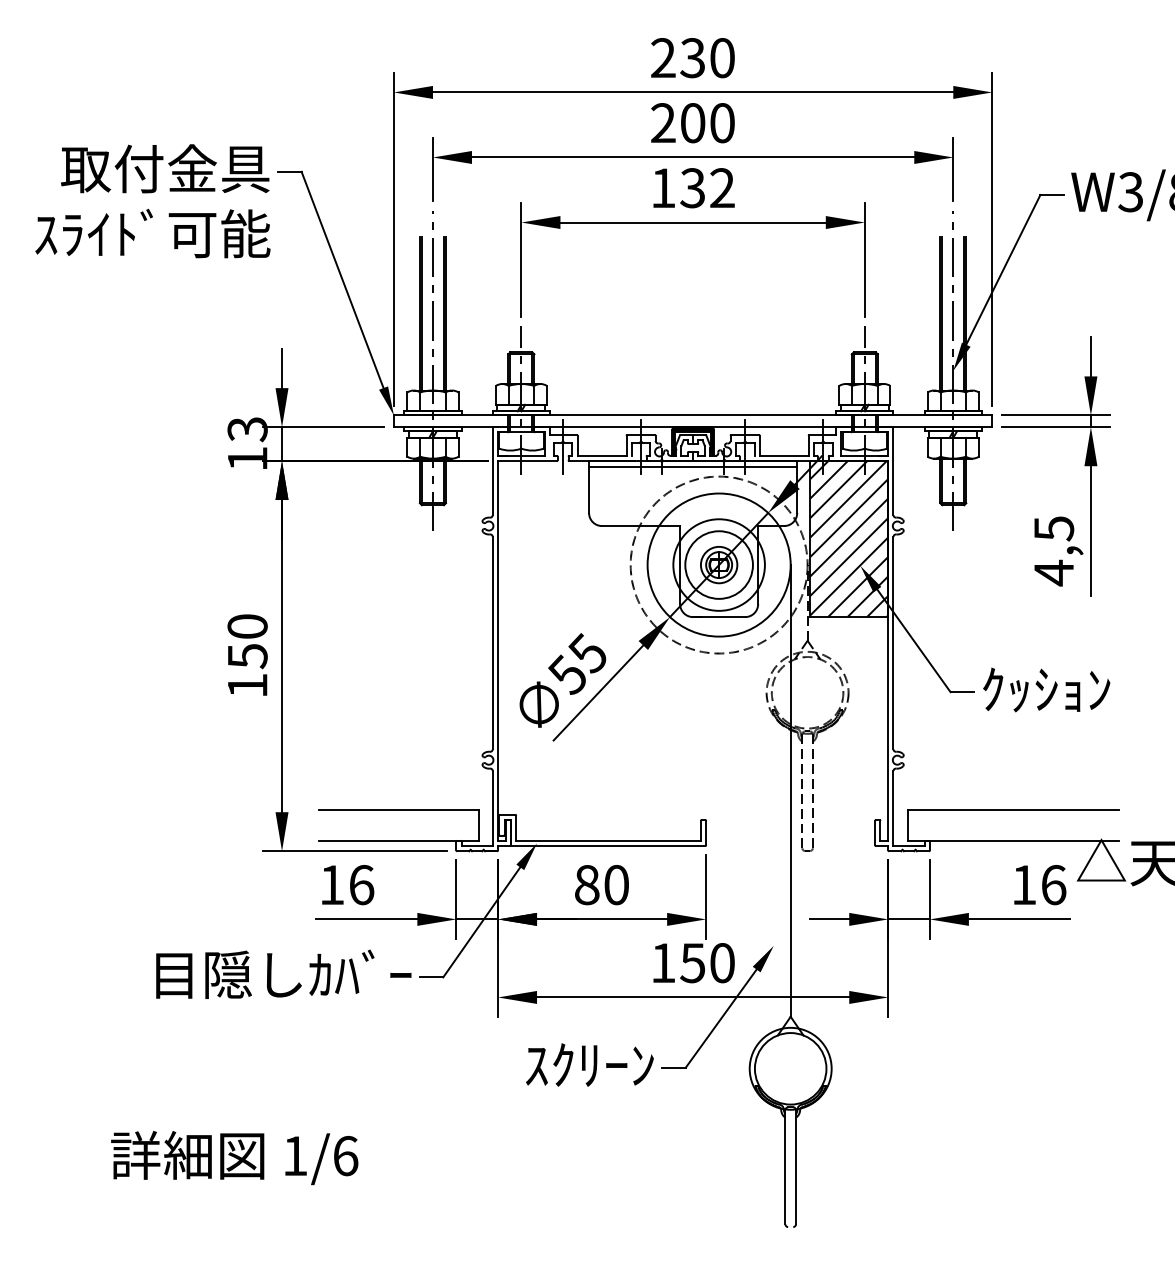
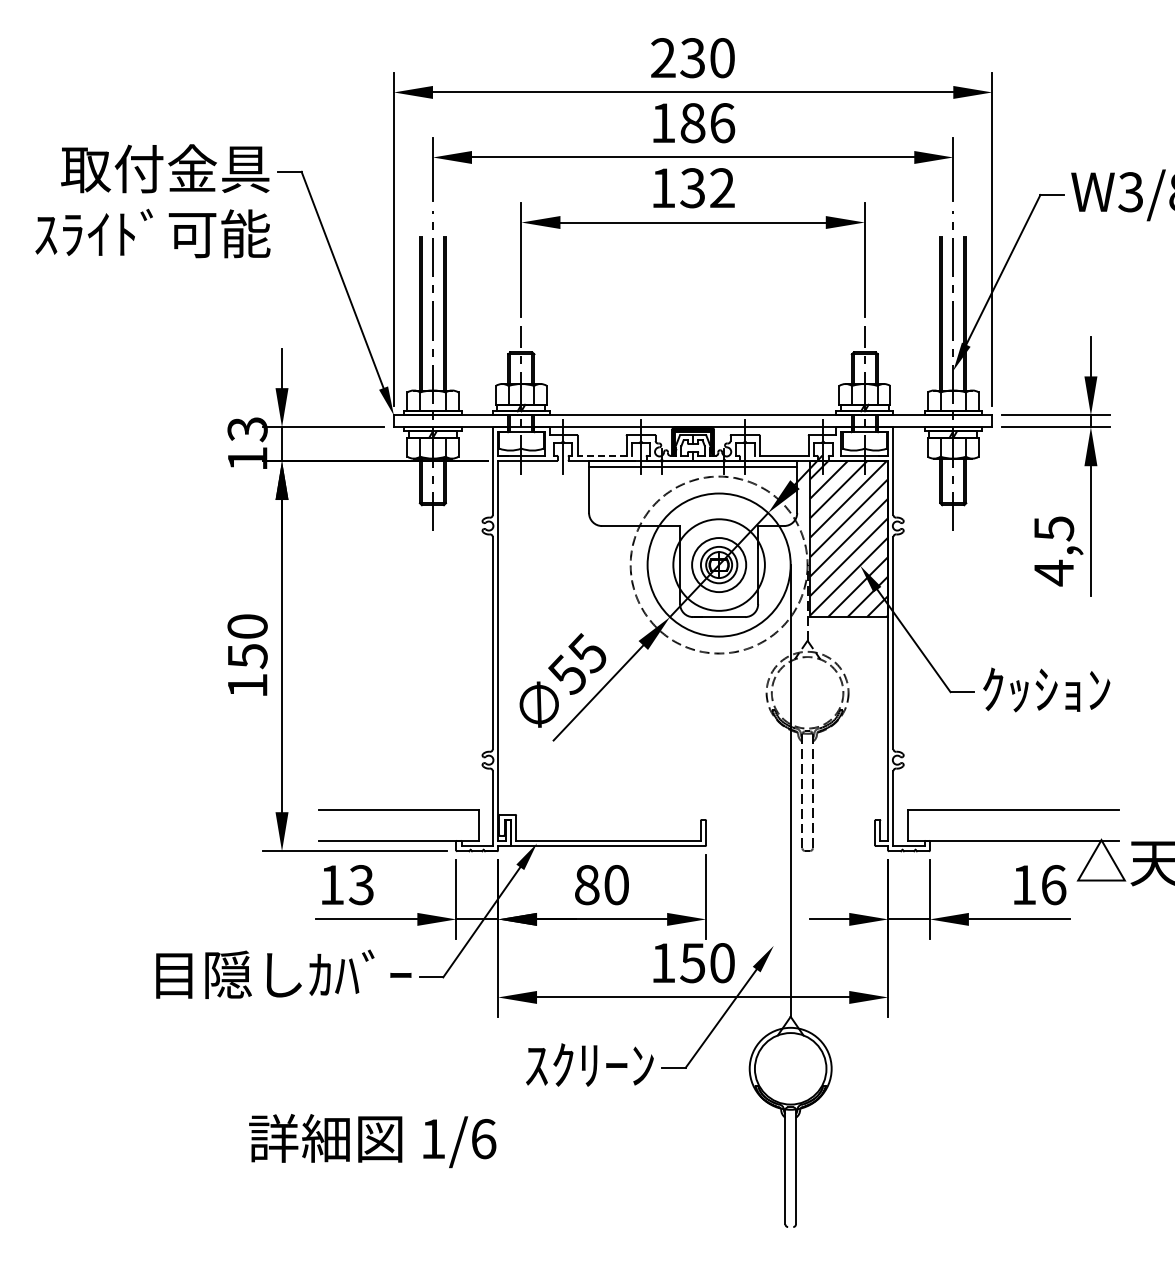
text: 200 -> 186 (693, 123)
line: solid -> dashed (601, 455)
circle diameter: 68 px -> 54 px (719, 565)
text: 16 -> 13 (361, 885)
text position: (234, 1158) -> (372, 1141) (372, 1141)
